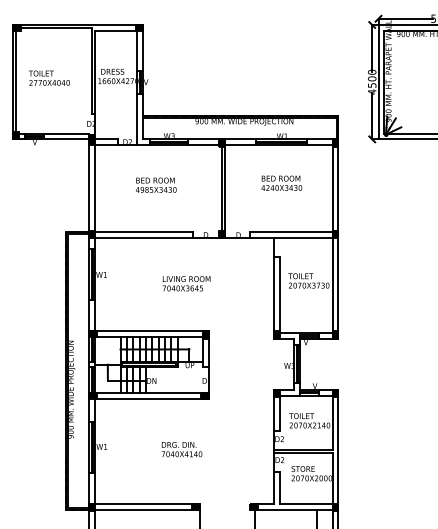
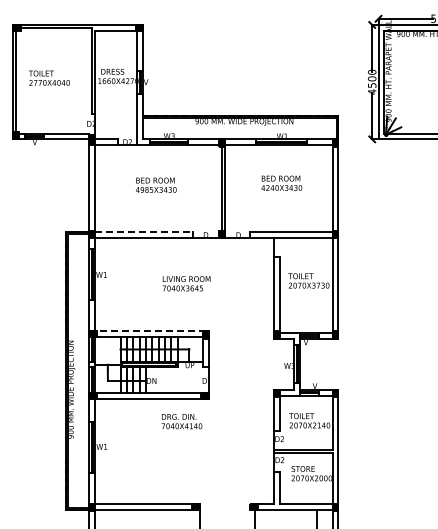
line: solid -> dashed (144, 232)
line: solid -> dashed (149, 330)
text position: (181, 449) -> (181, 421) (181, 421)
